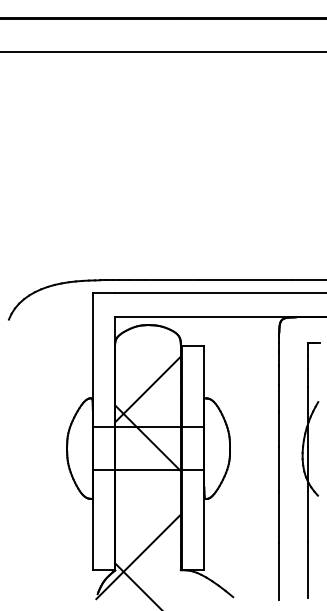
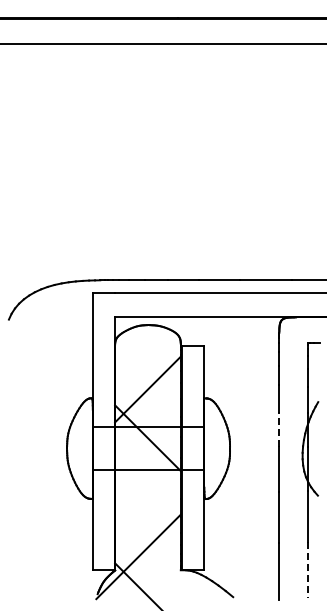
line position: (162, 52) -> (162, 44) (162, 44)
line: solid -> dashed (279, 429)
line: solid -> dashed (307, 570)
